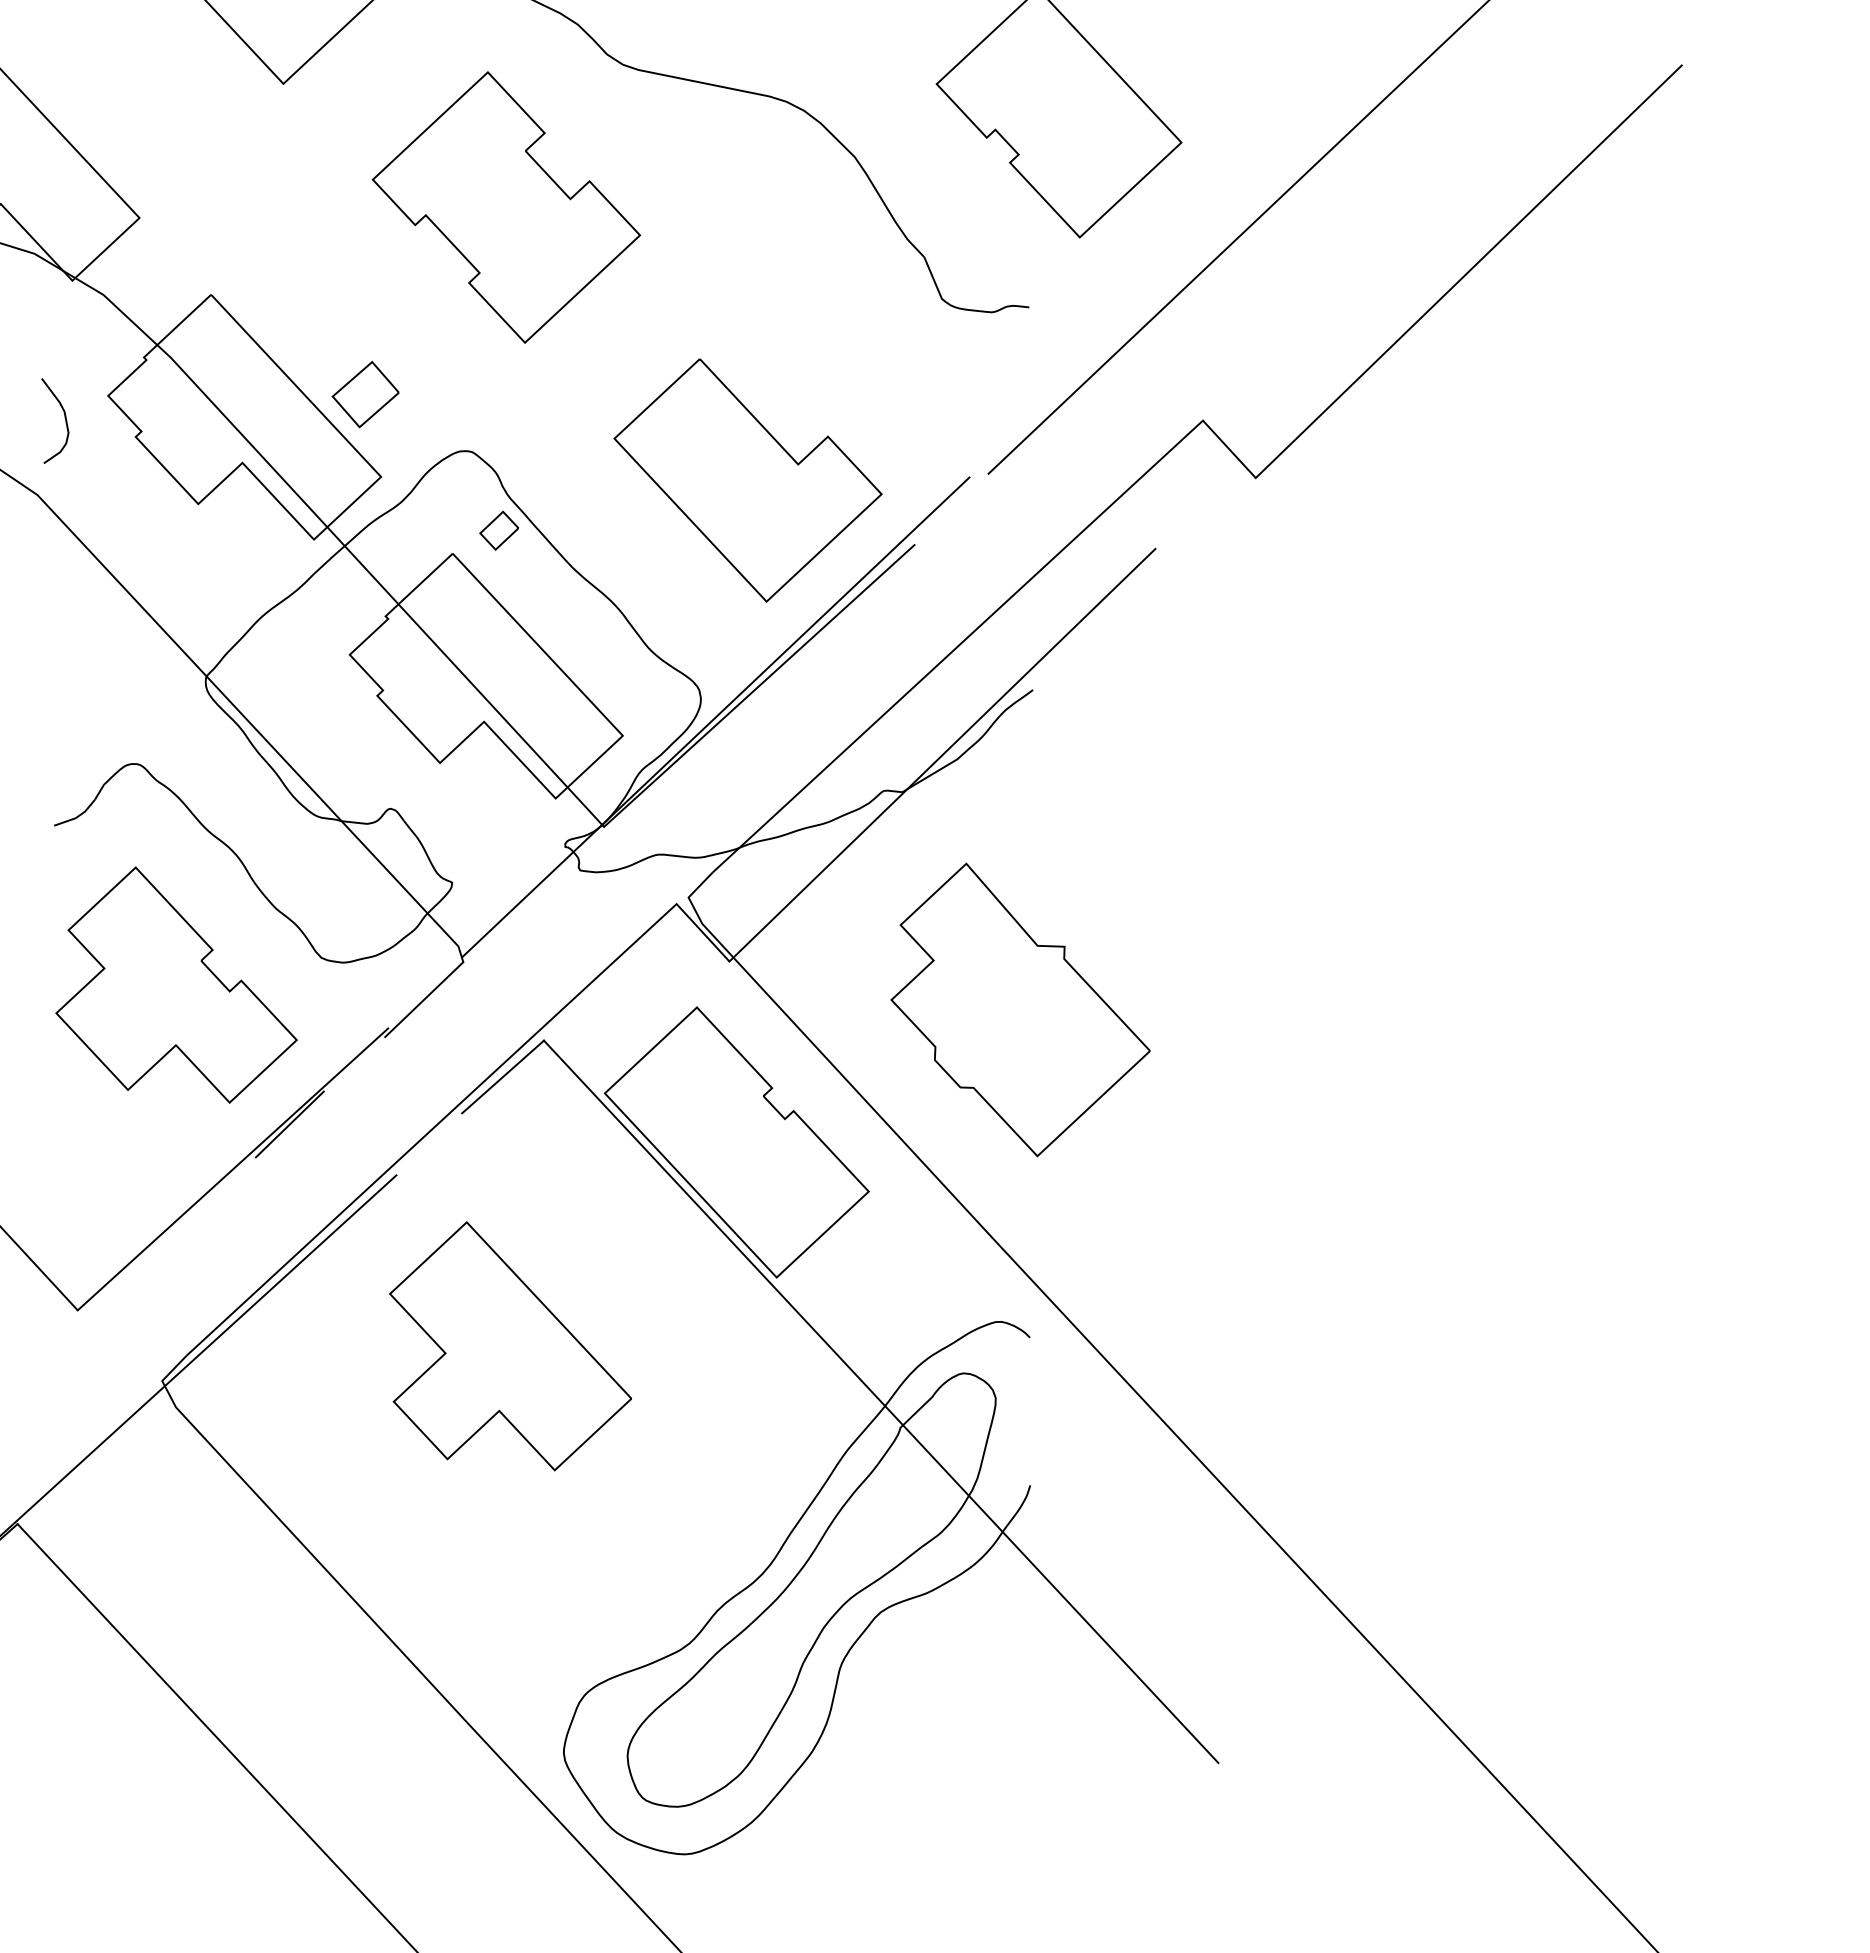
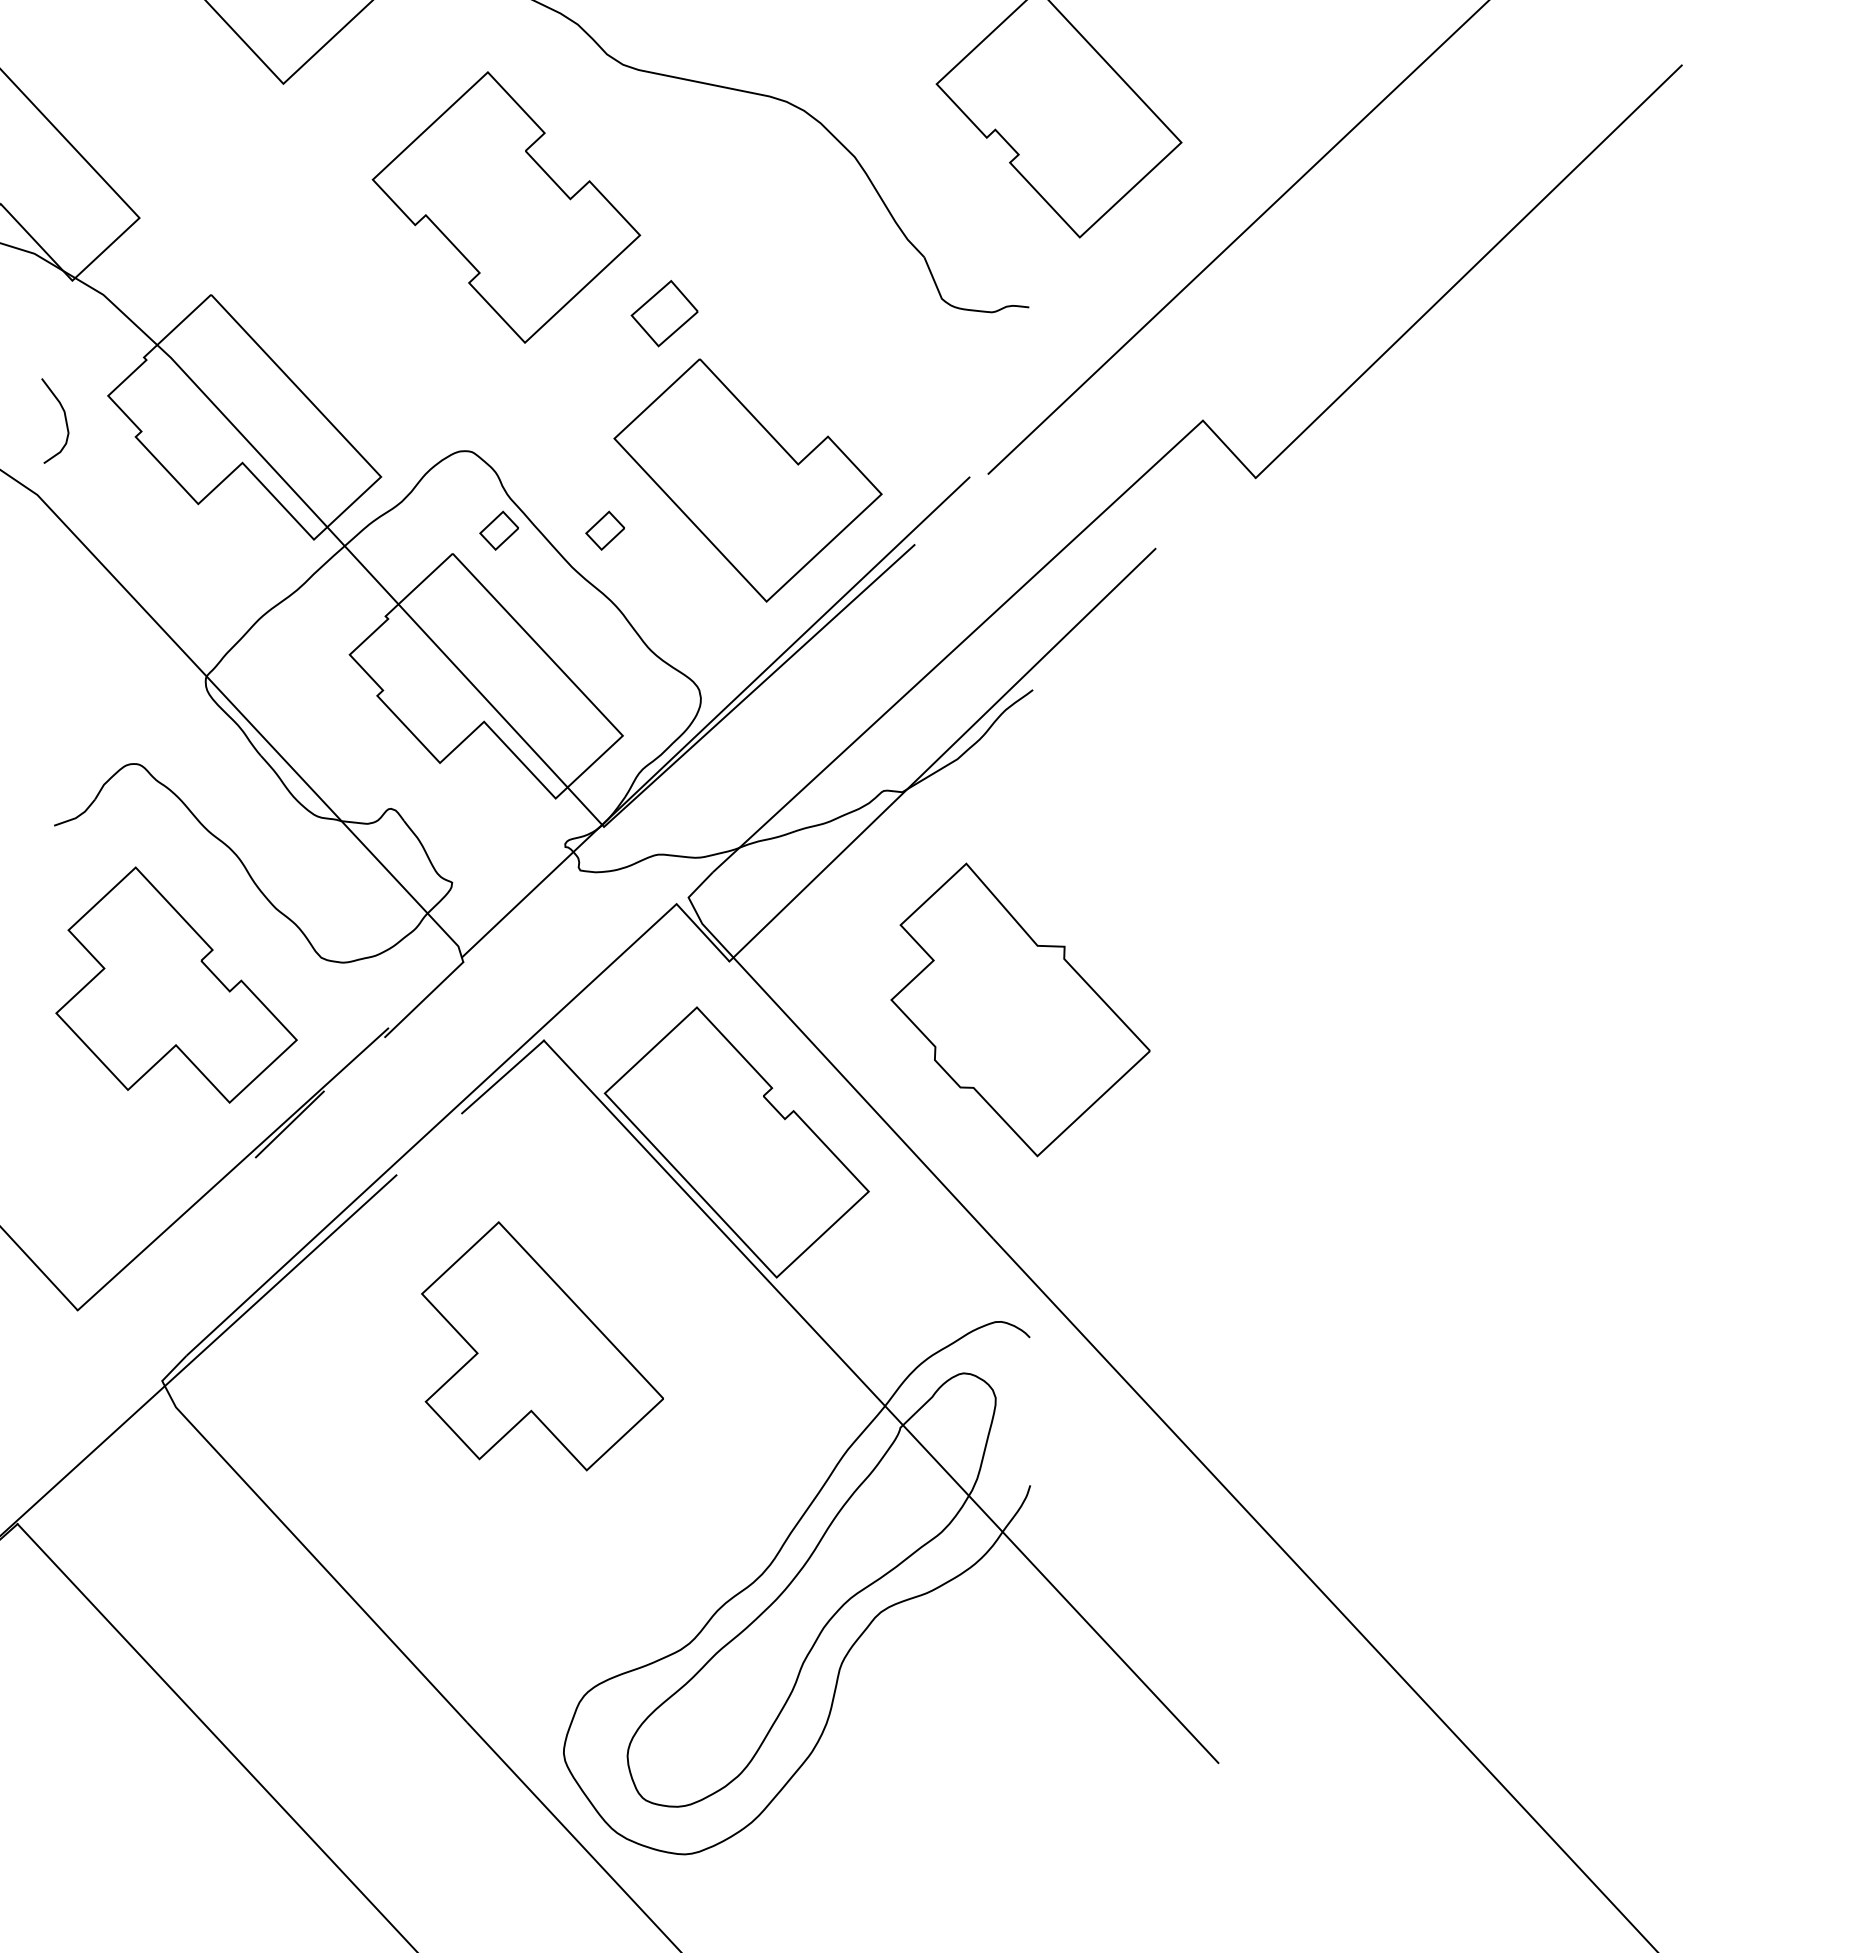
part position: (365, 394) -> (664, 313) (664, 313)
part: none -> present (604, 530)
part position: (510, 1346) -> (542, 1346) (542, 1346)
